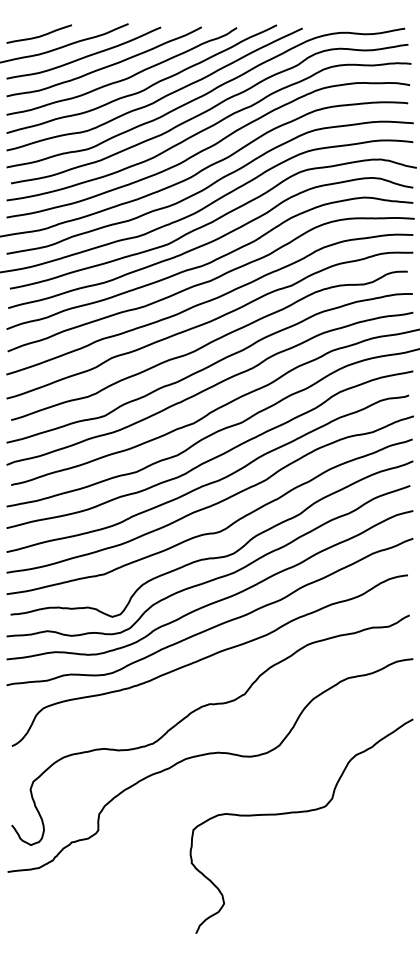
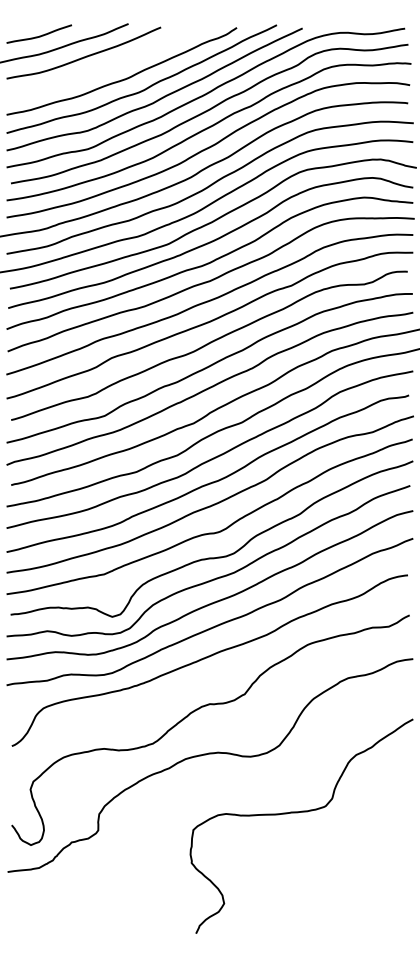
curve: present -> none (104, 66)
